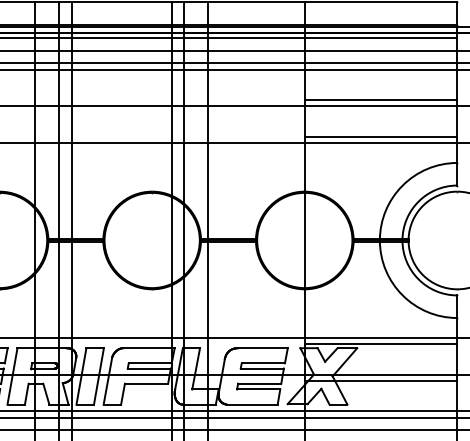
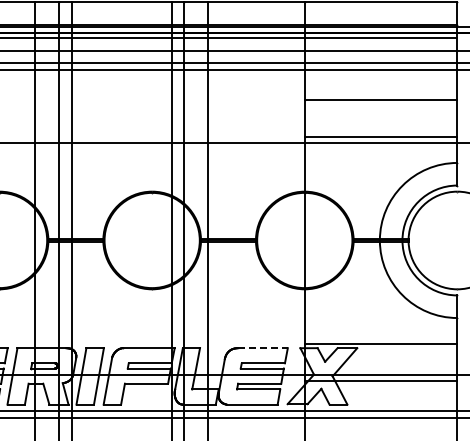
line: present -> none (234, 106)
line: present -> none (234, 338)
line: solid -> dashed (263, 348)
line: present -> none (234, 429)
